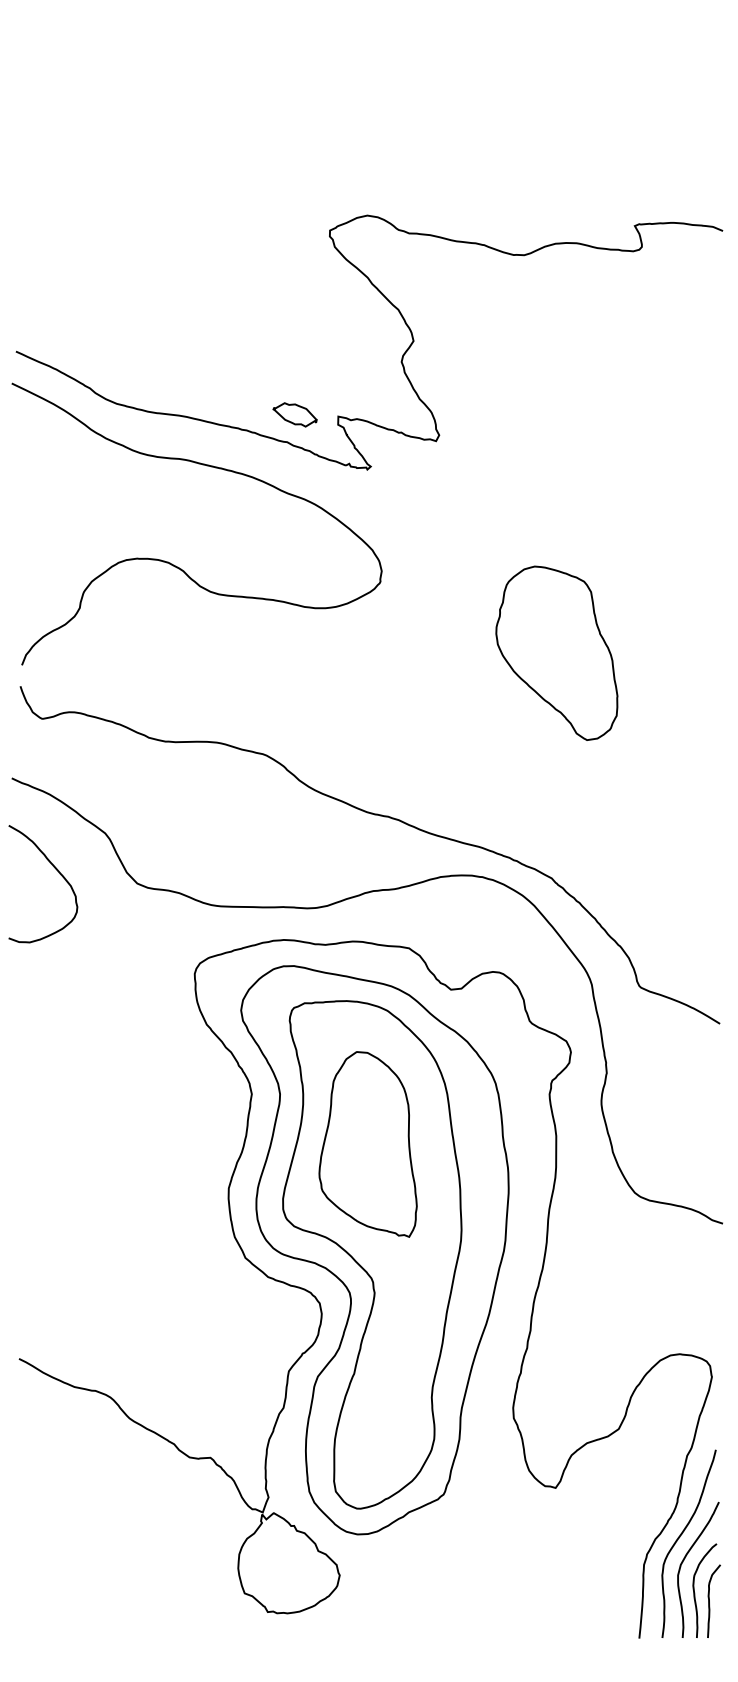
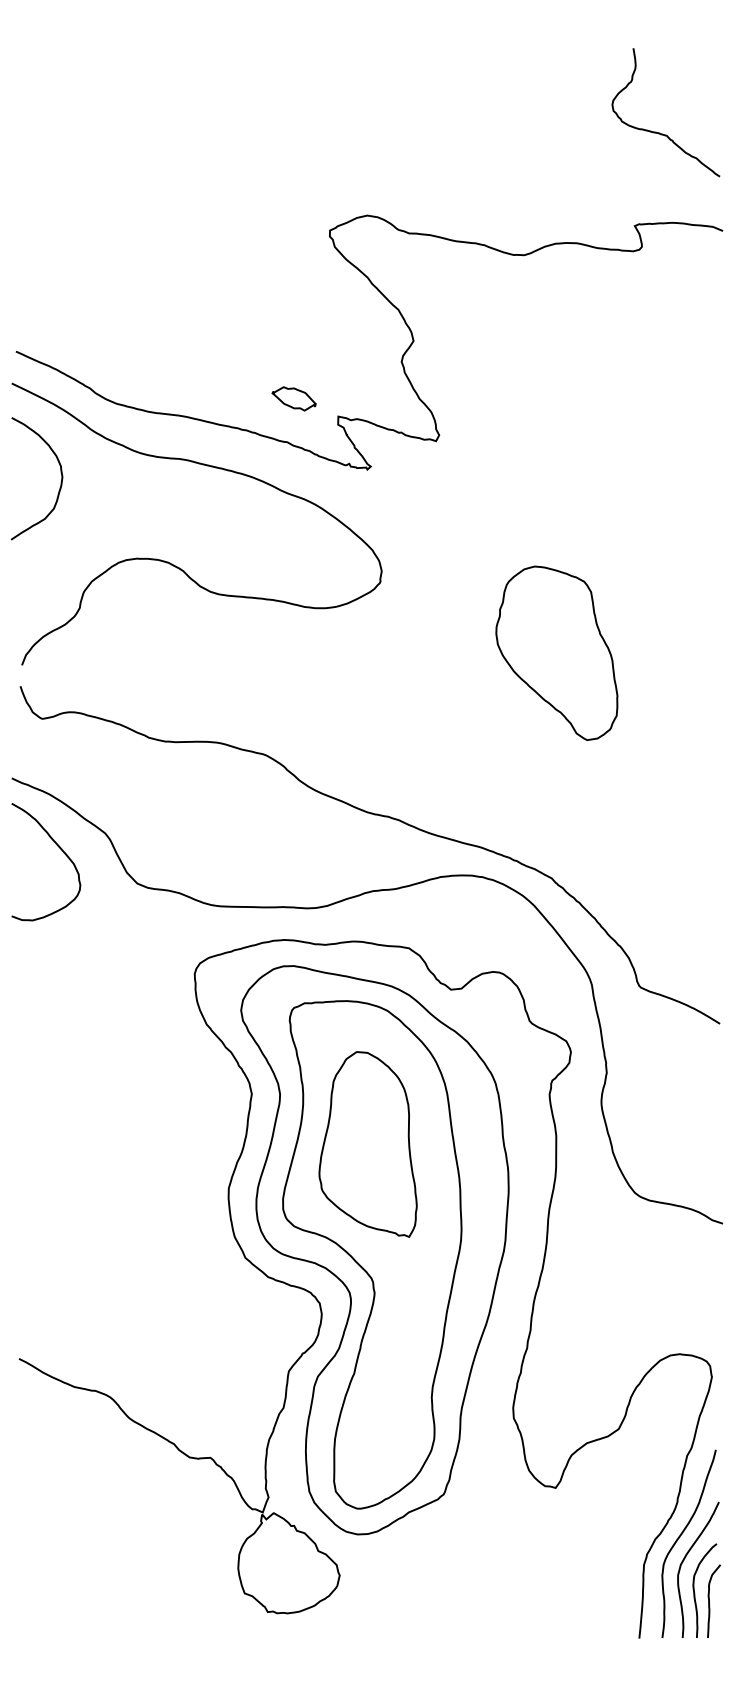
curve: none -> present (659, 132)
part position: (294, 414) -> (293, 398) (293, 398)
curve: none -> present (60, 482)
curve position: (56, 870) -> (59, 848) (59, 848)
